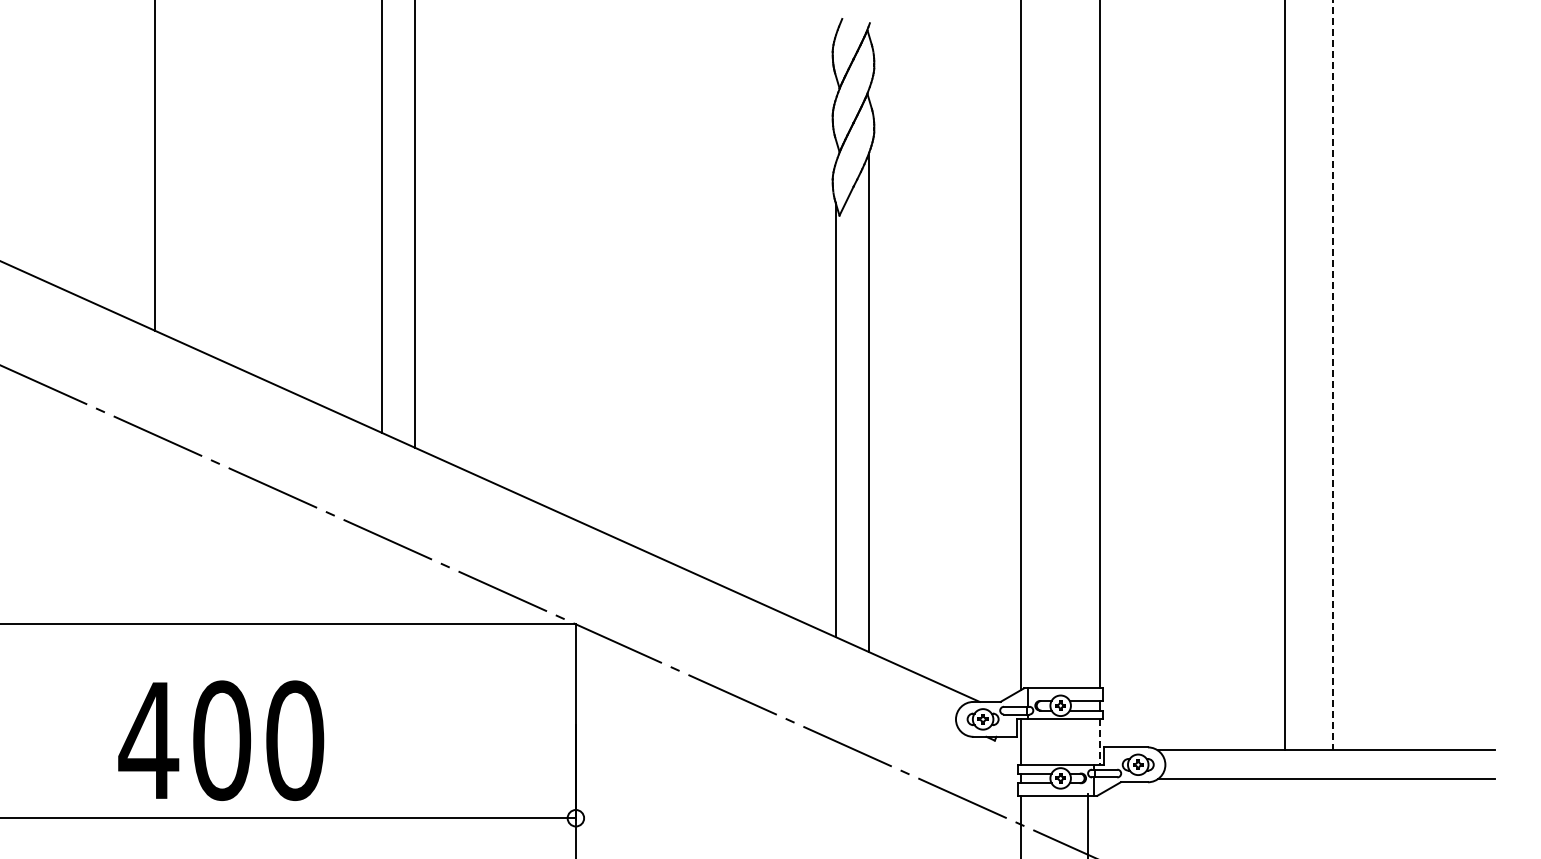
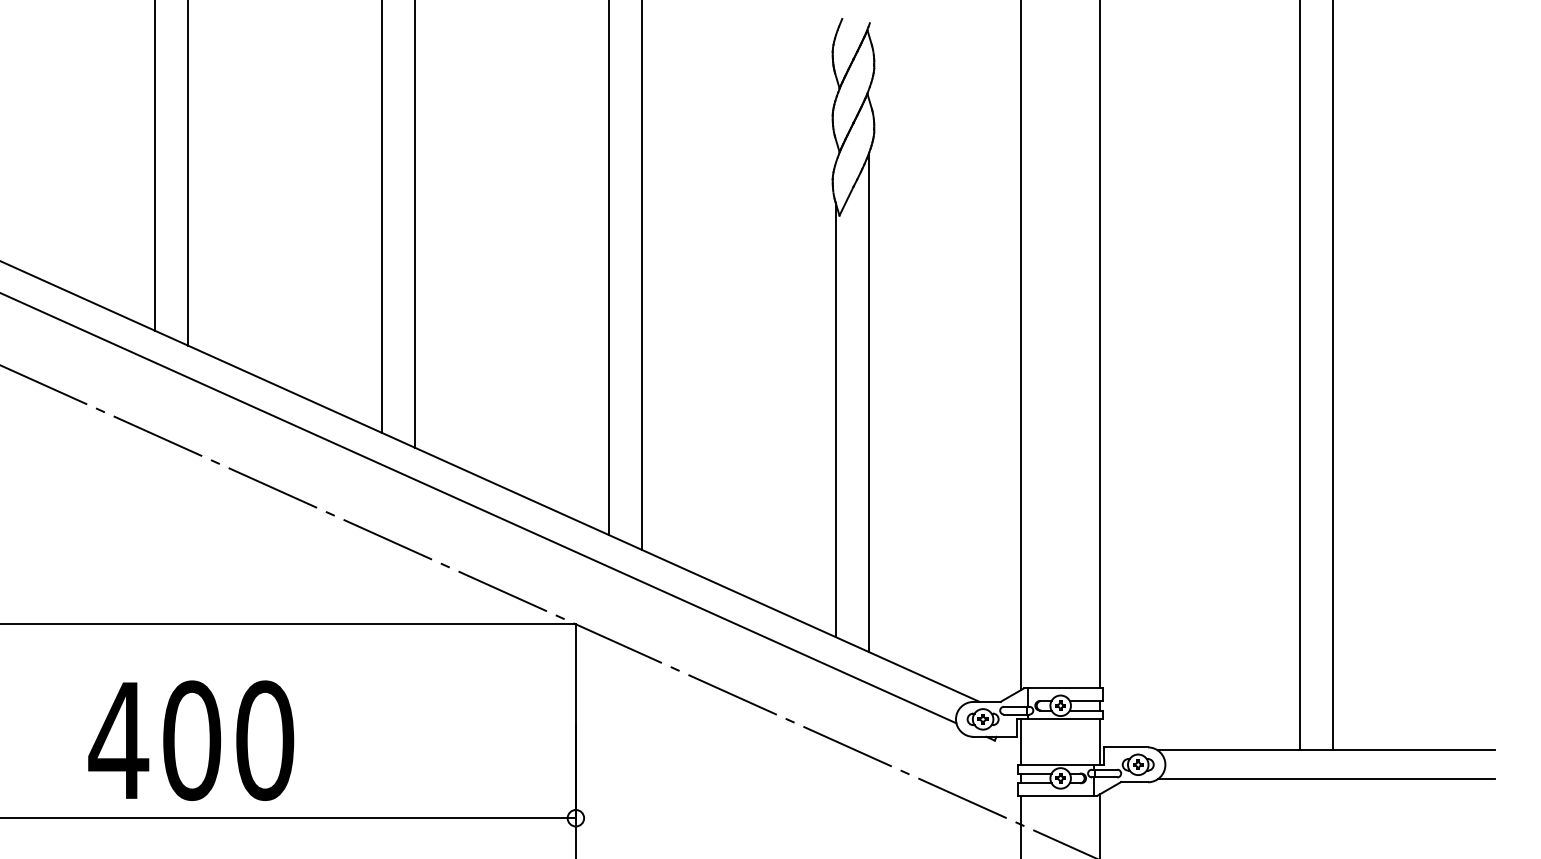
line: none -> present (188, 173)
line: none -> present (608, 268)
line: none -> present (641, 275)
line: dashed -> solid (1333, 375)
line position: (1285, 376) -> (1300, 376) (1300, 376)
line: none -> present (479, 508)
text position: (221, 740) -> (191, 740) (191, 740)
line: dashed -> solid (1099, 742)
line position: (1087, 824) -> (1099, 824) (1099, 824)
